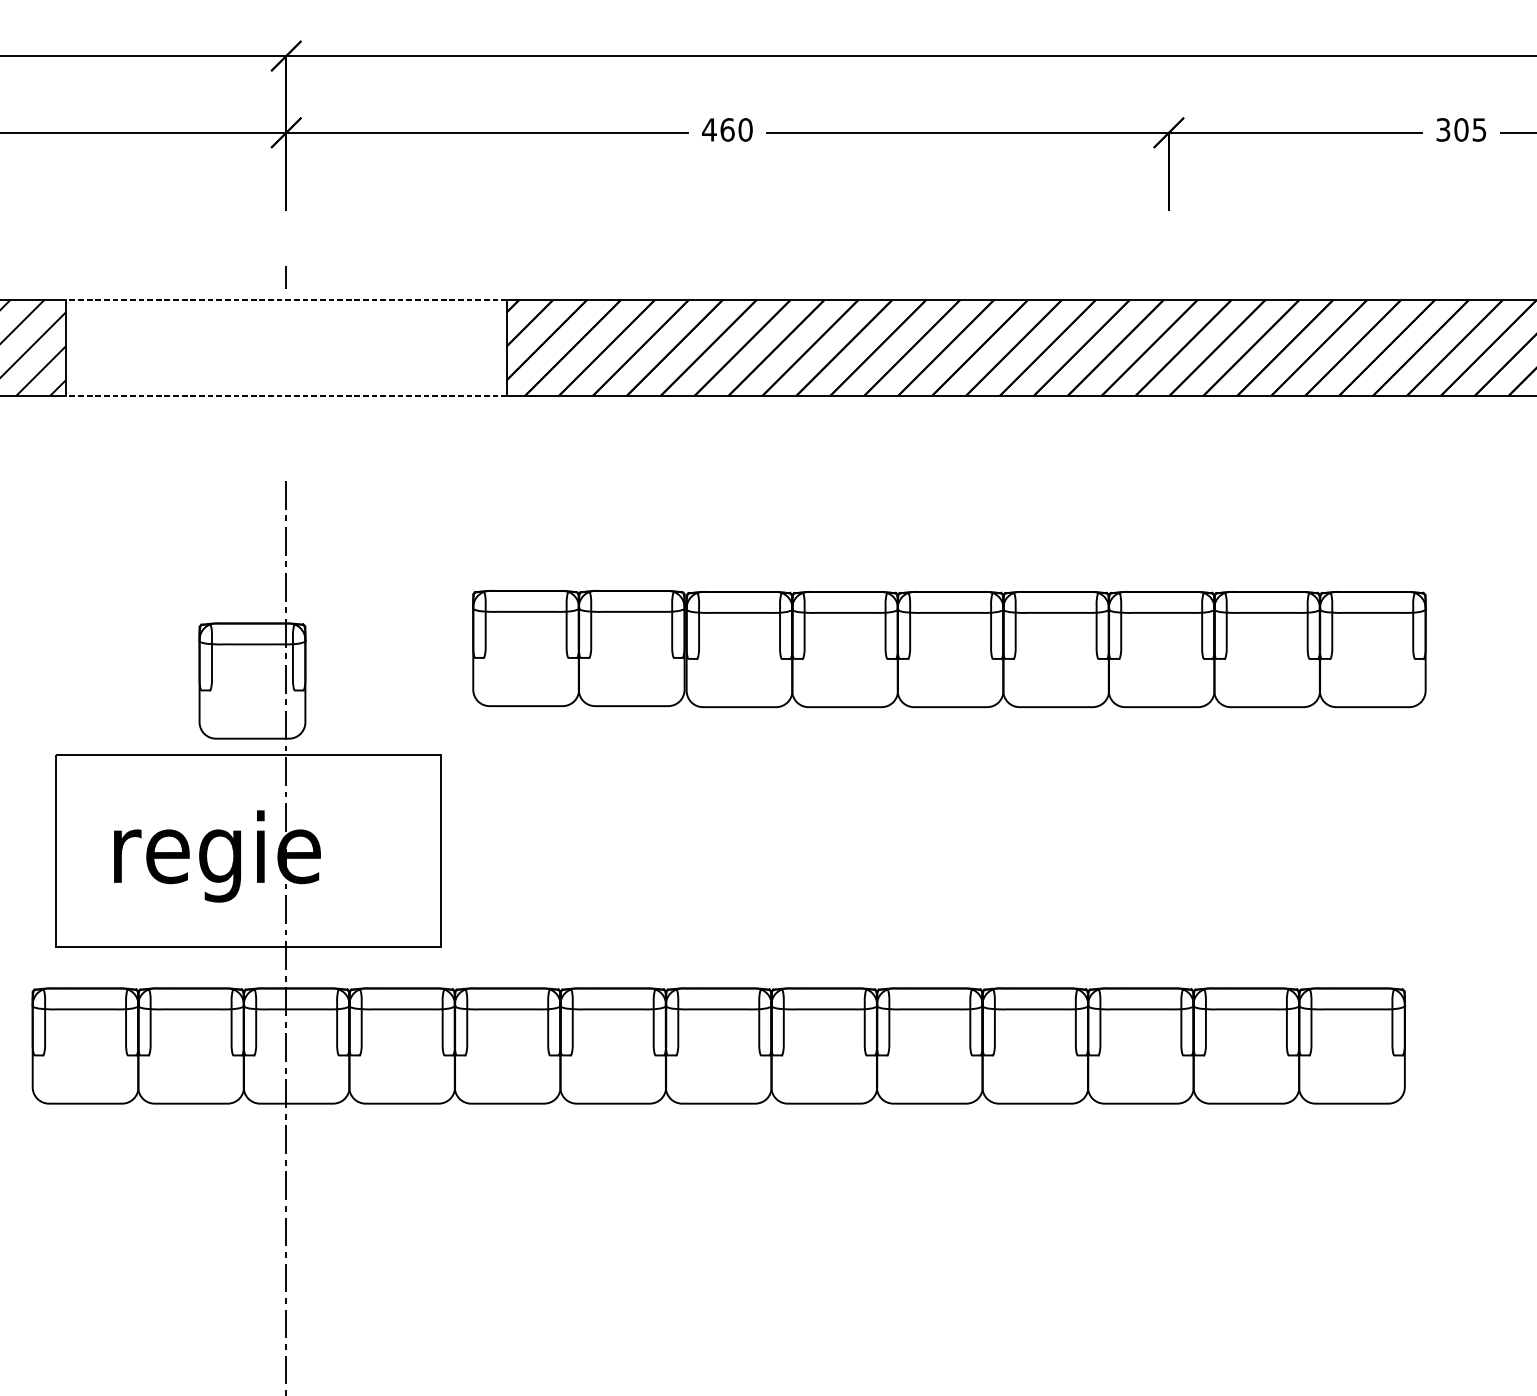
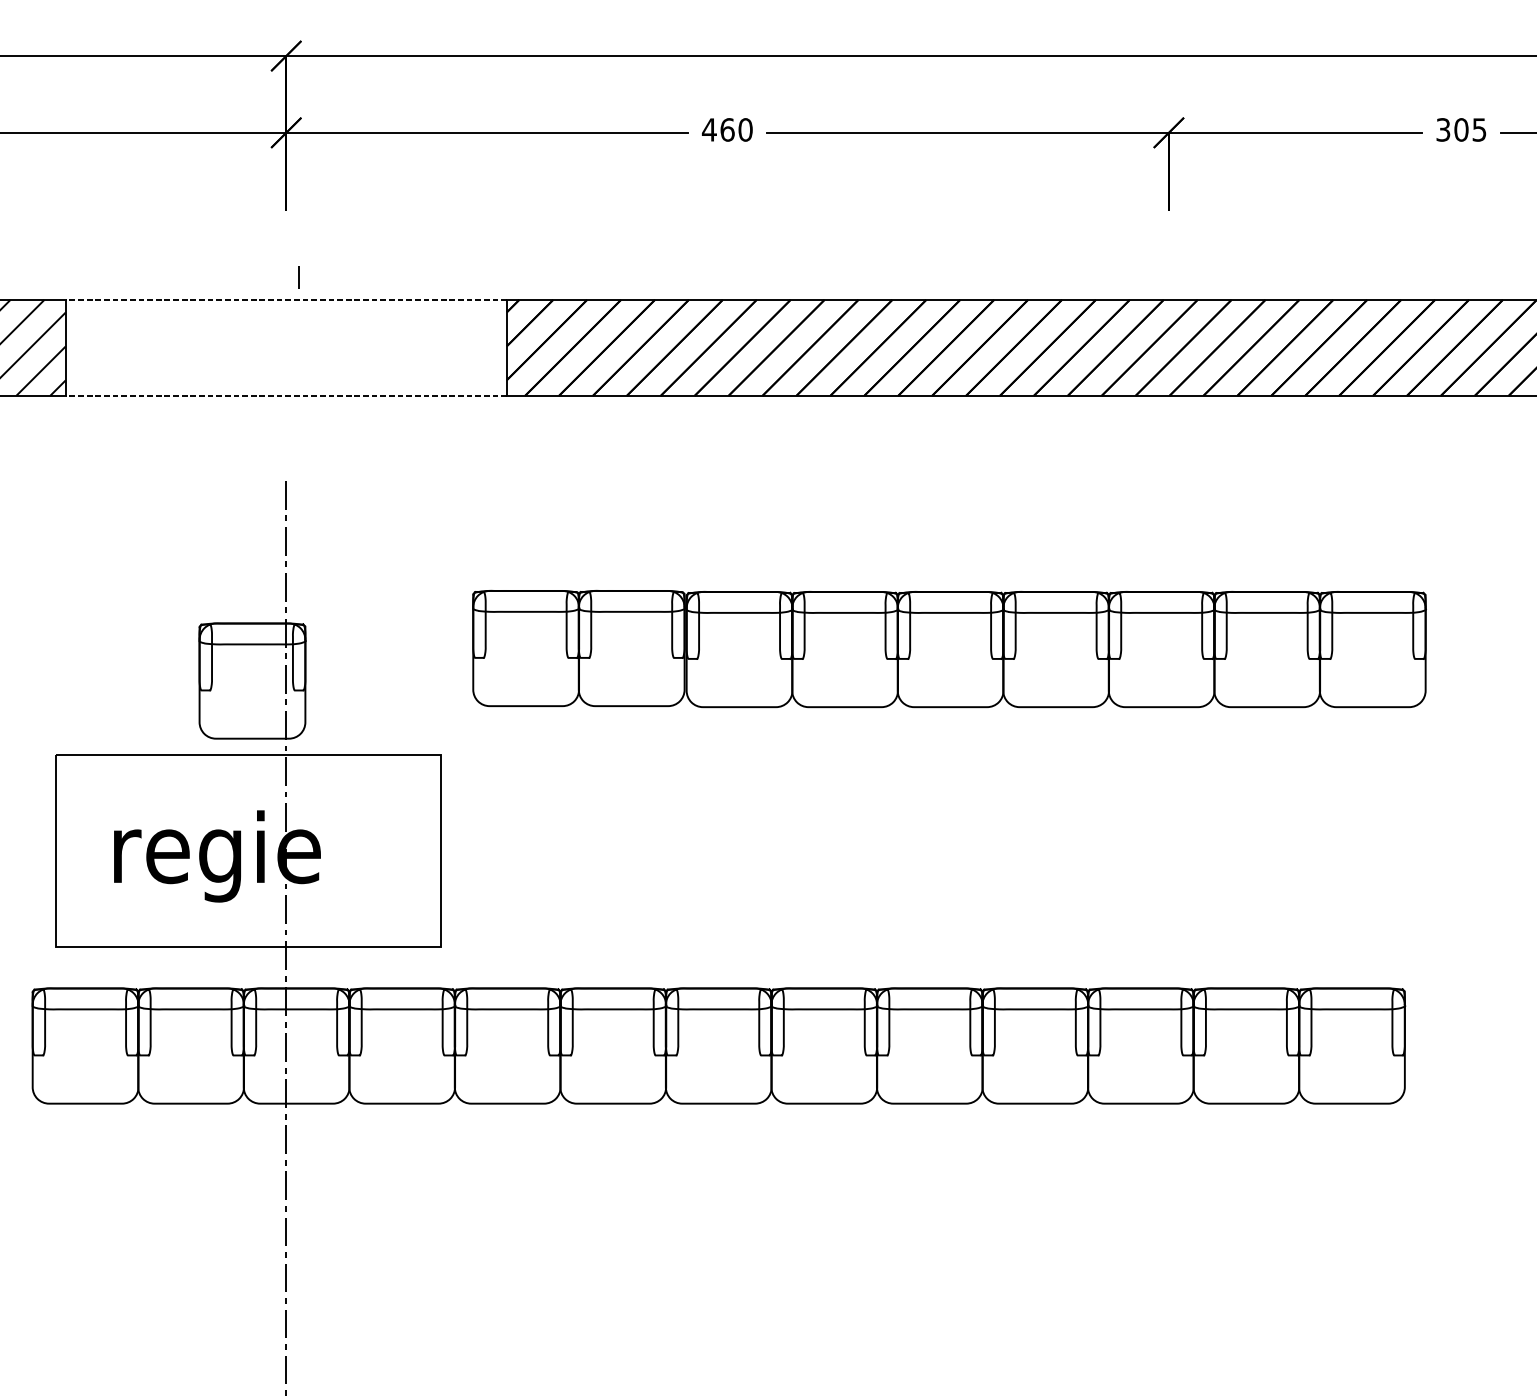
line position: (285, 277) -> (298, 277) (298, 277)
